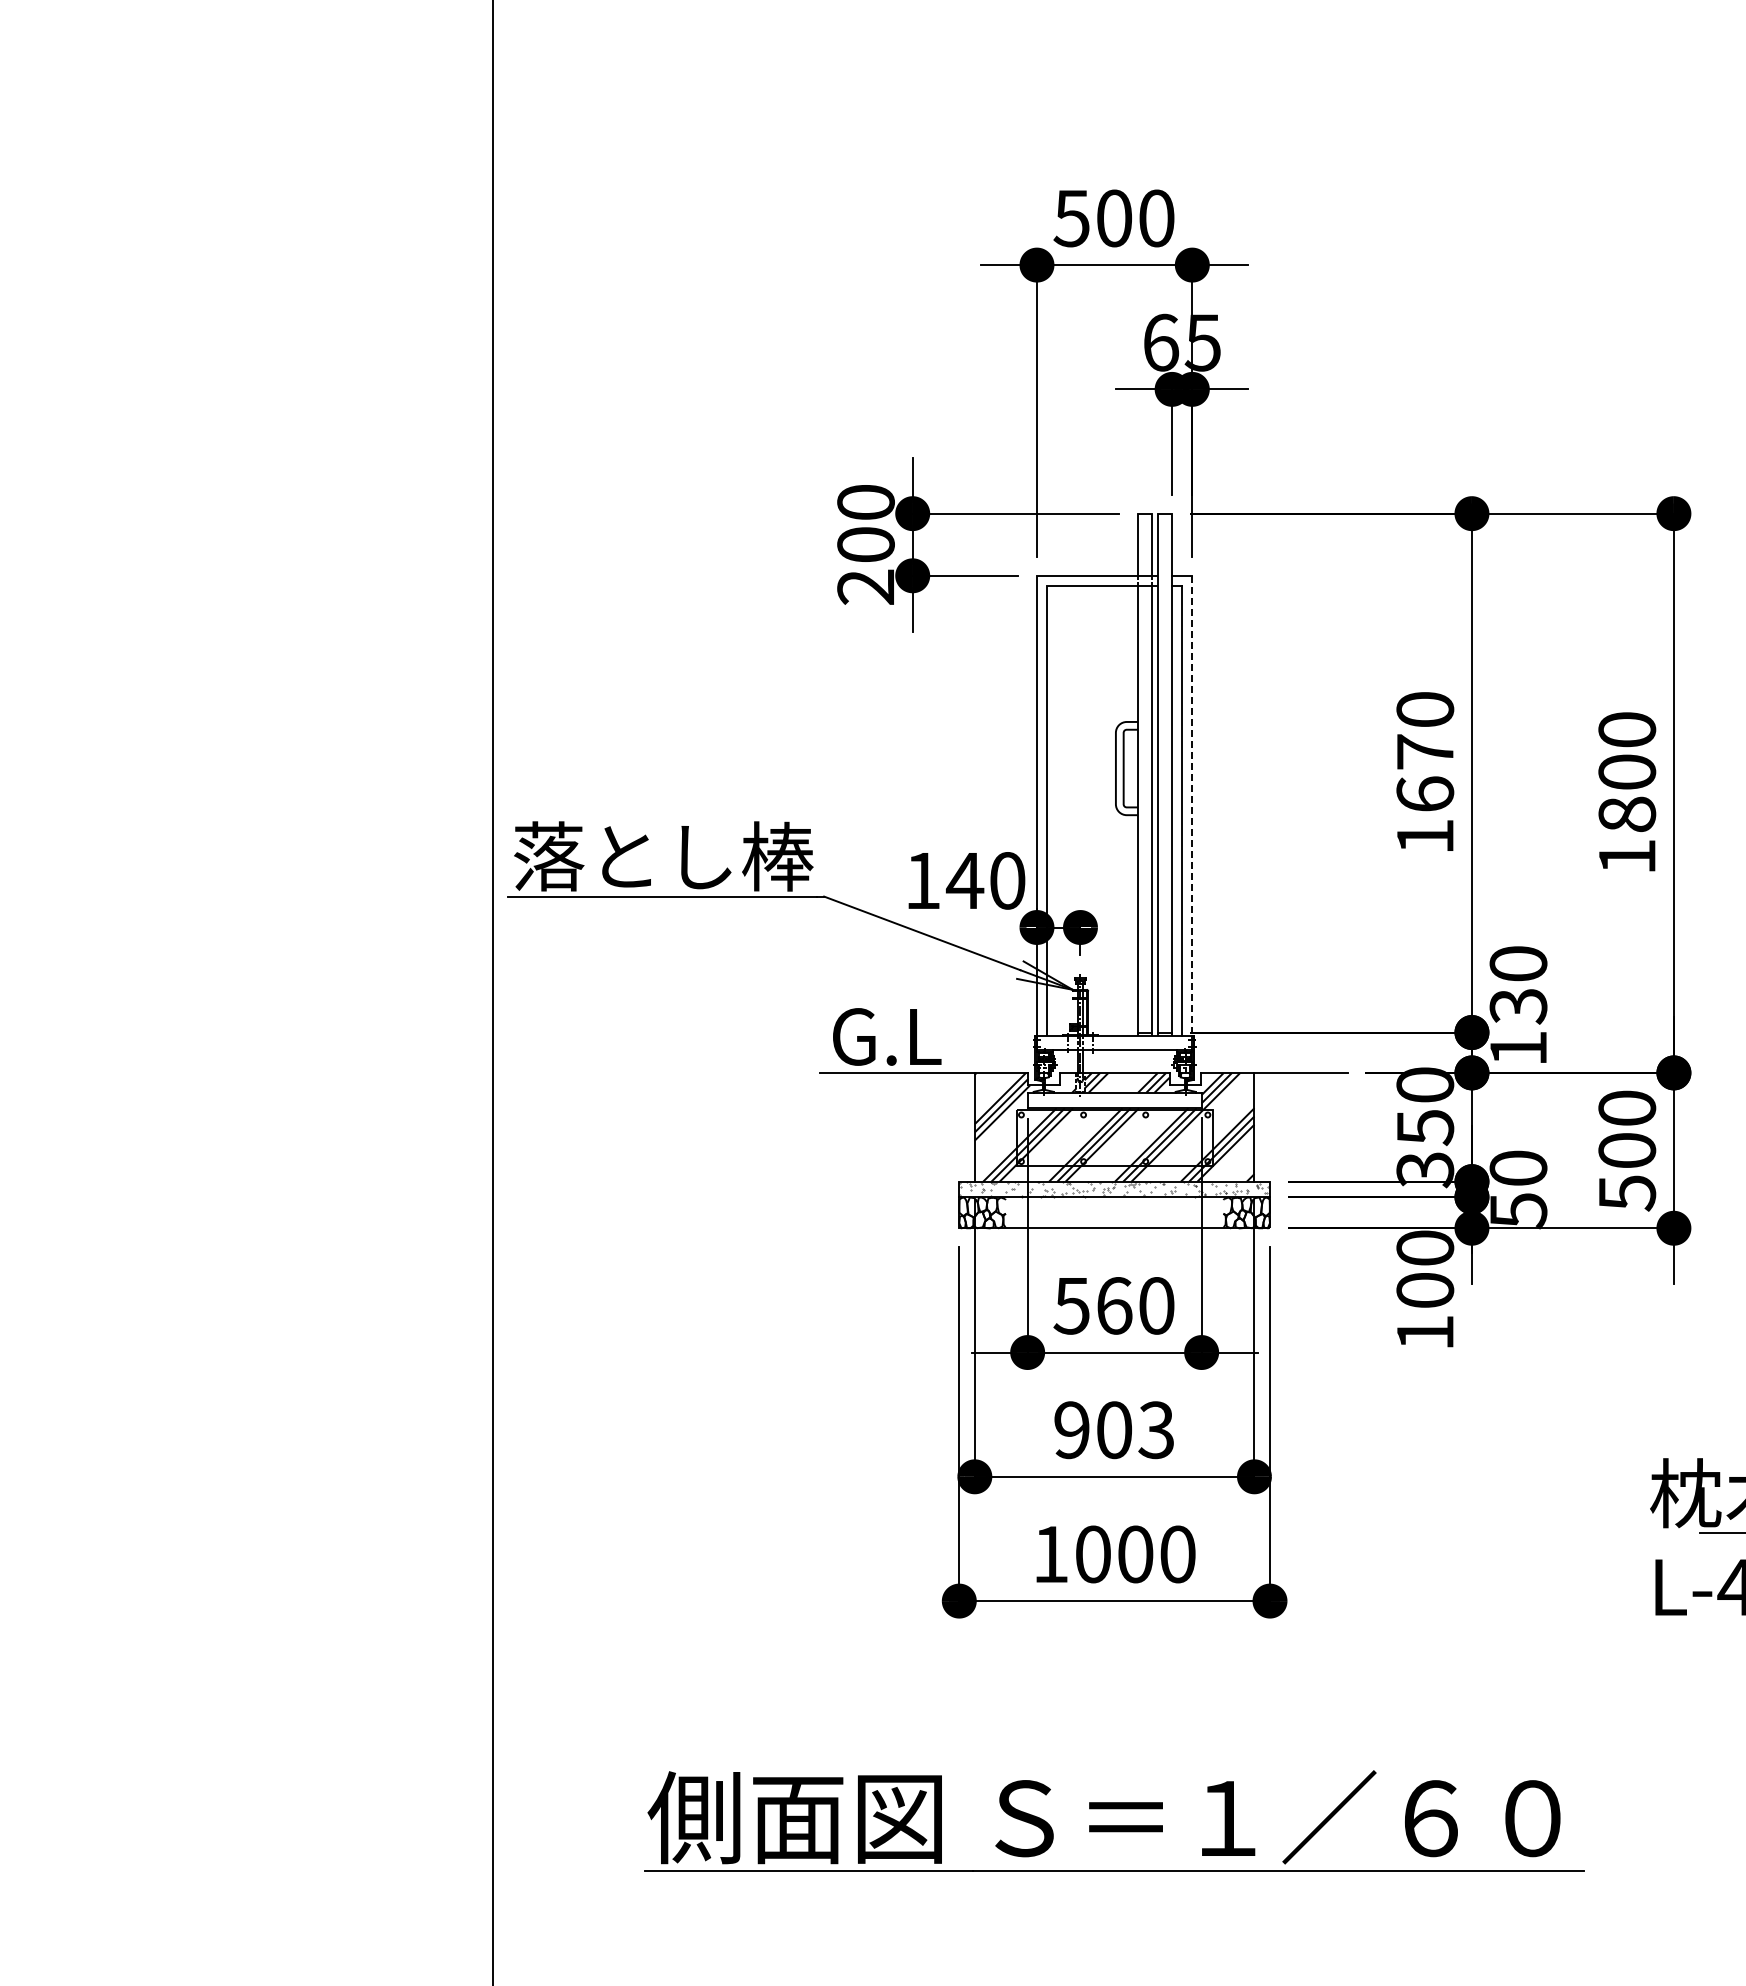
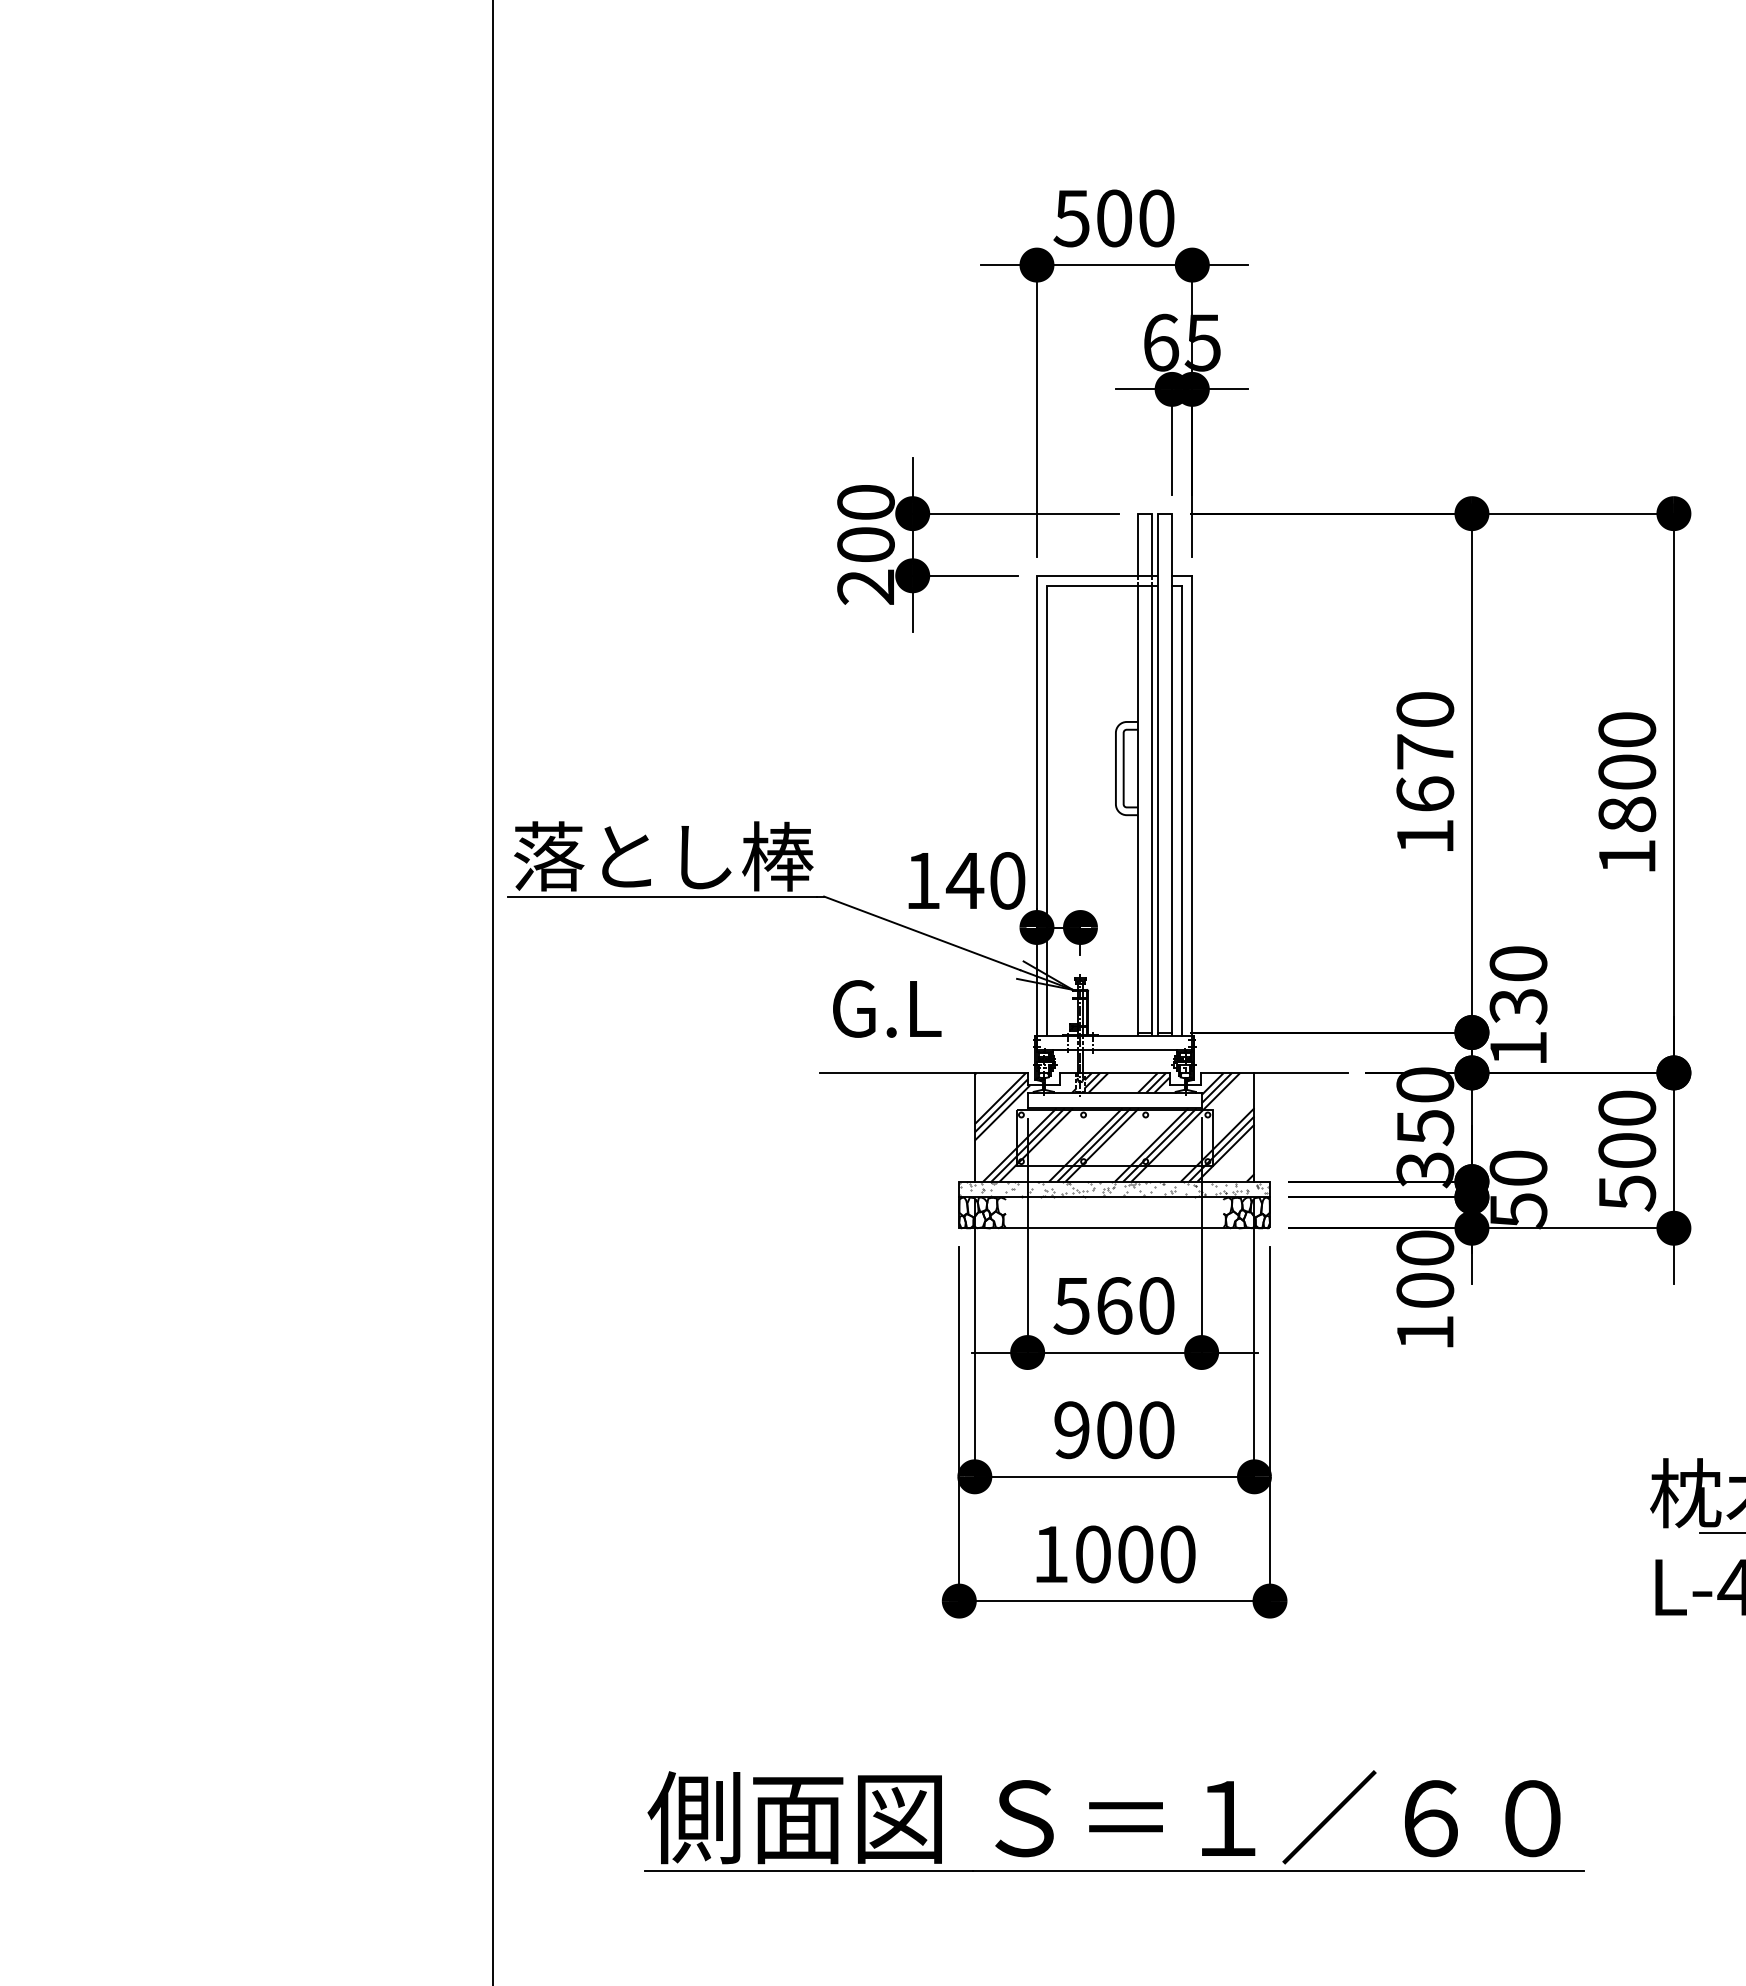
line: dashed -> solid (1192, 806)
text position: (887, 1036) -> (887, 1008) (887, 1008)
text: 903 -> 900 (1156, 1430)
